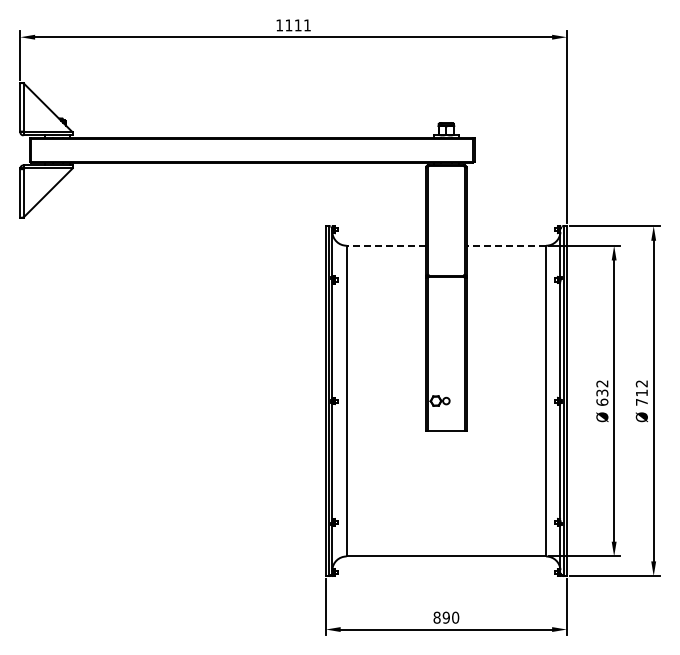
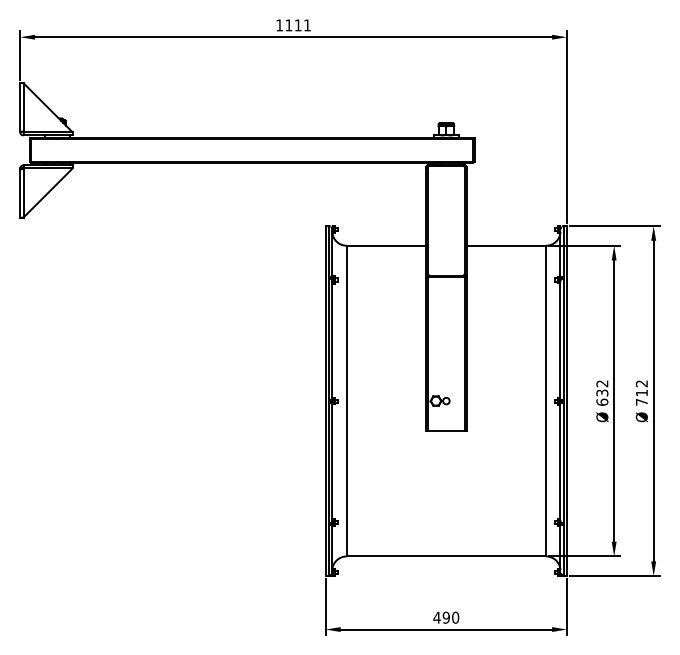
line: dashed -> solid (386, 245)
line: dashed -> solid (506, 245)
text: 890 -> 490 (436, 617)
